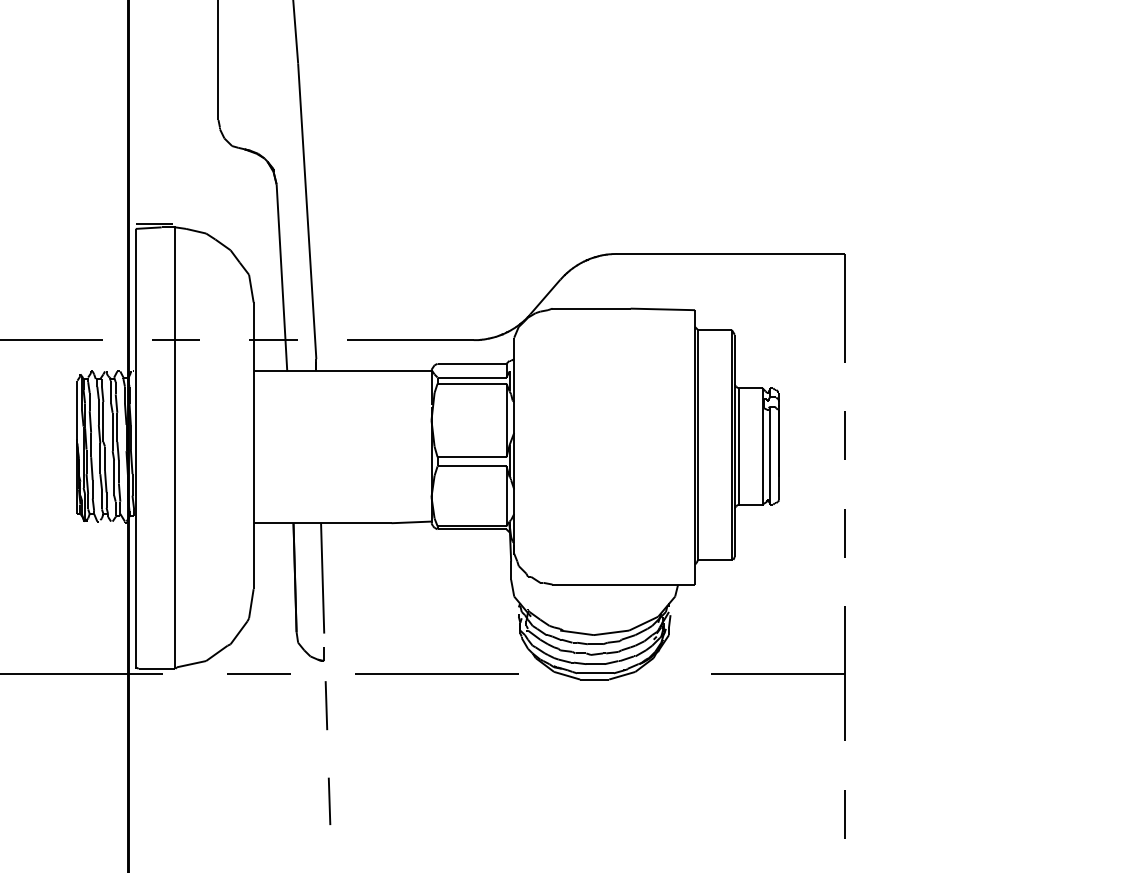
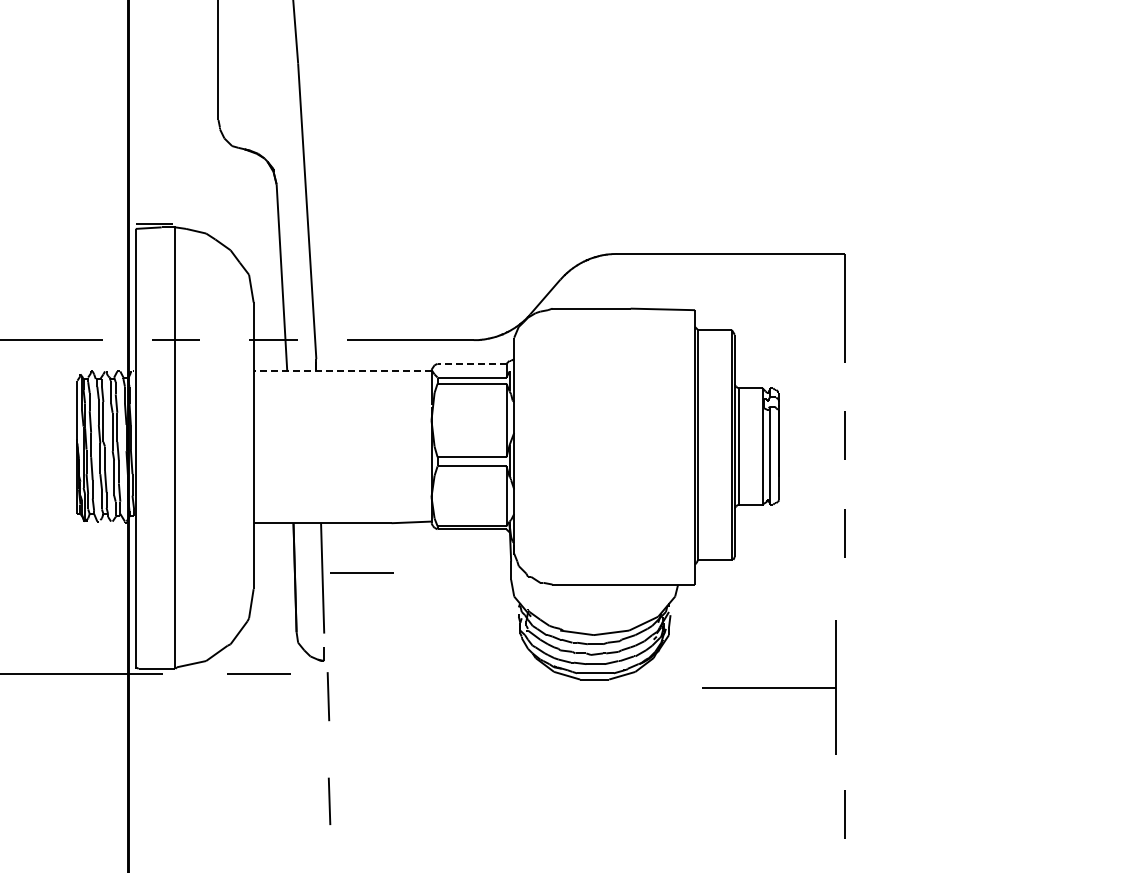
line: solid -> dashed (471, 363)
line: solid -> dashed (342, 371)
line: none -> present (361, 572)
line: present -> none (436, 673)
part position: (778, 673) -> (769, 687) (769, 687)
line position: (326, 705) -> (328, 696) (328, 696)
